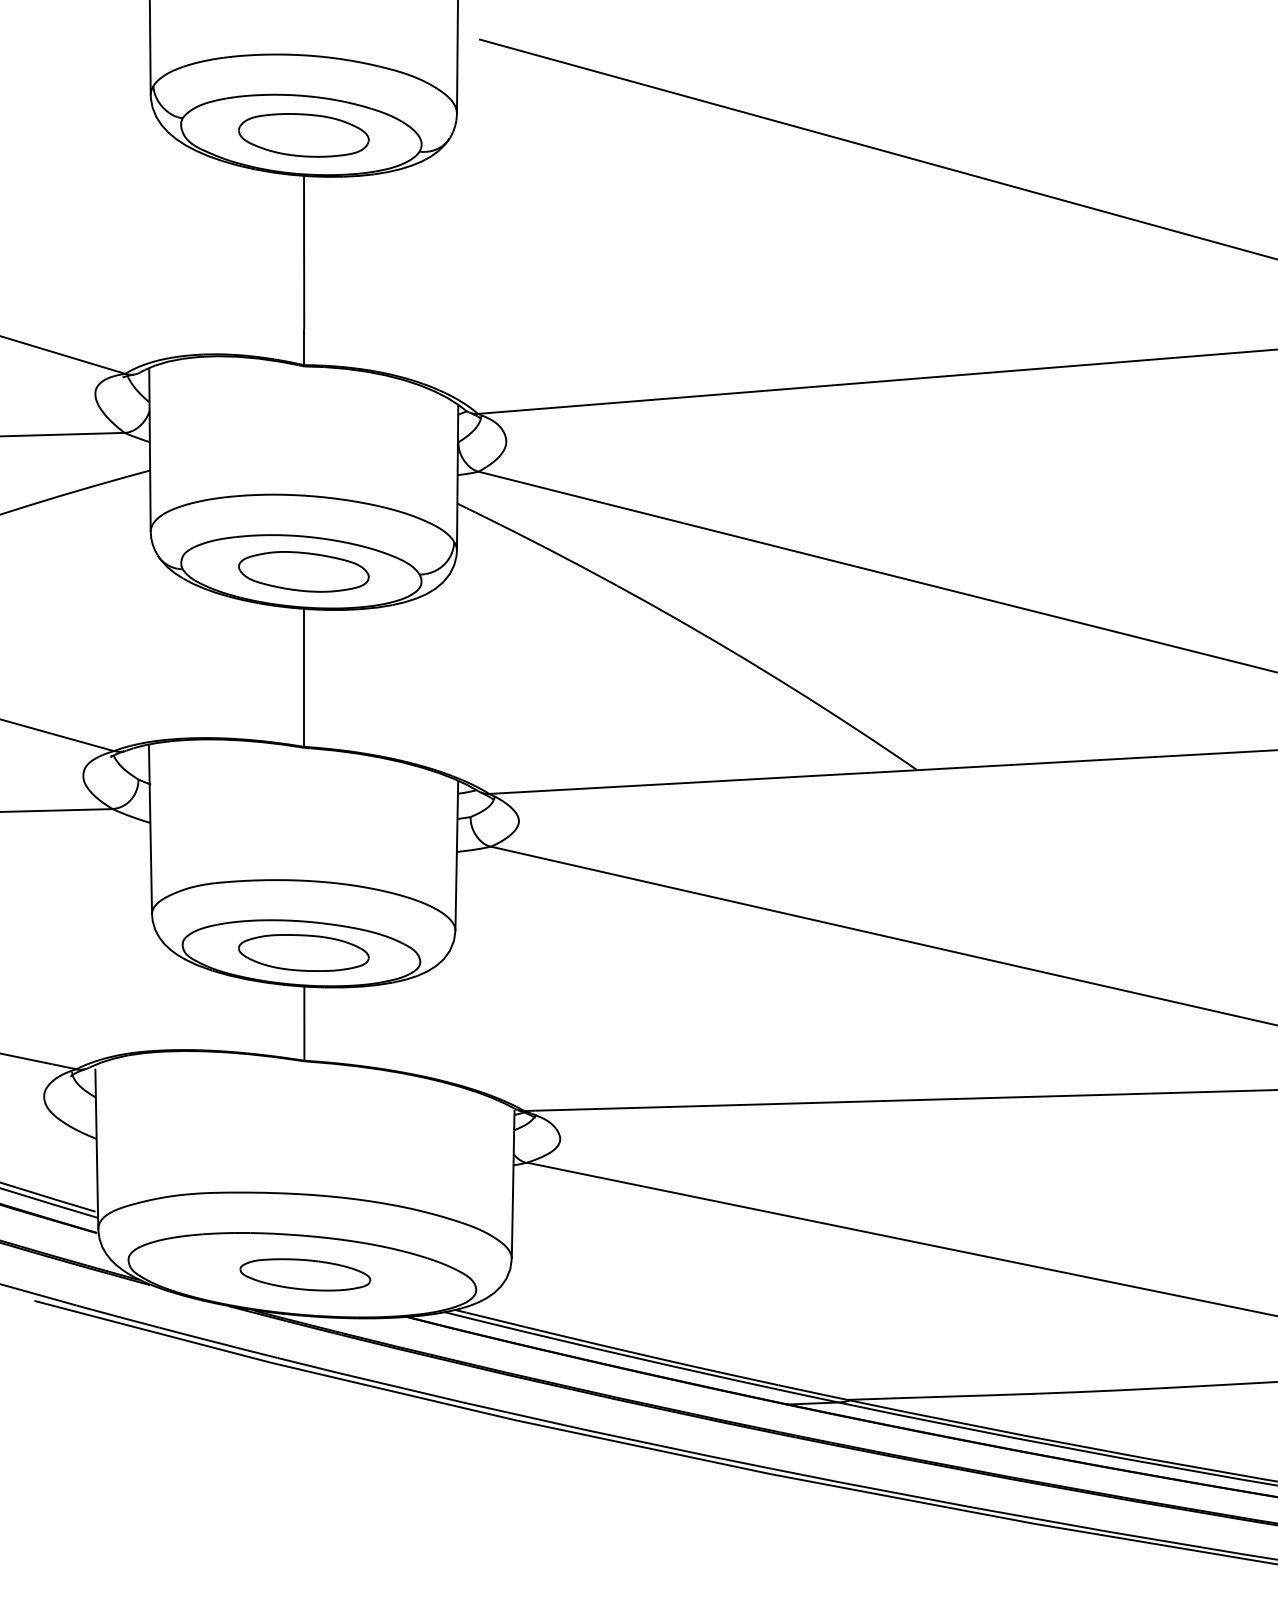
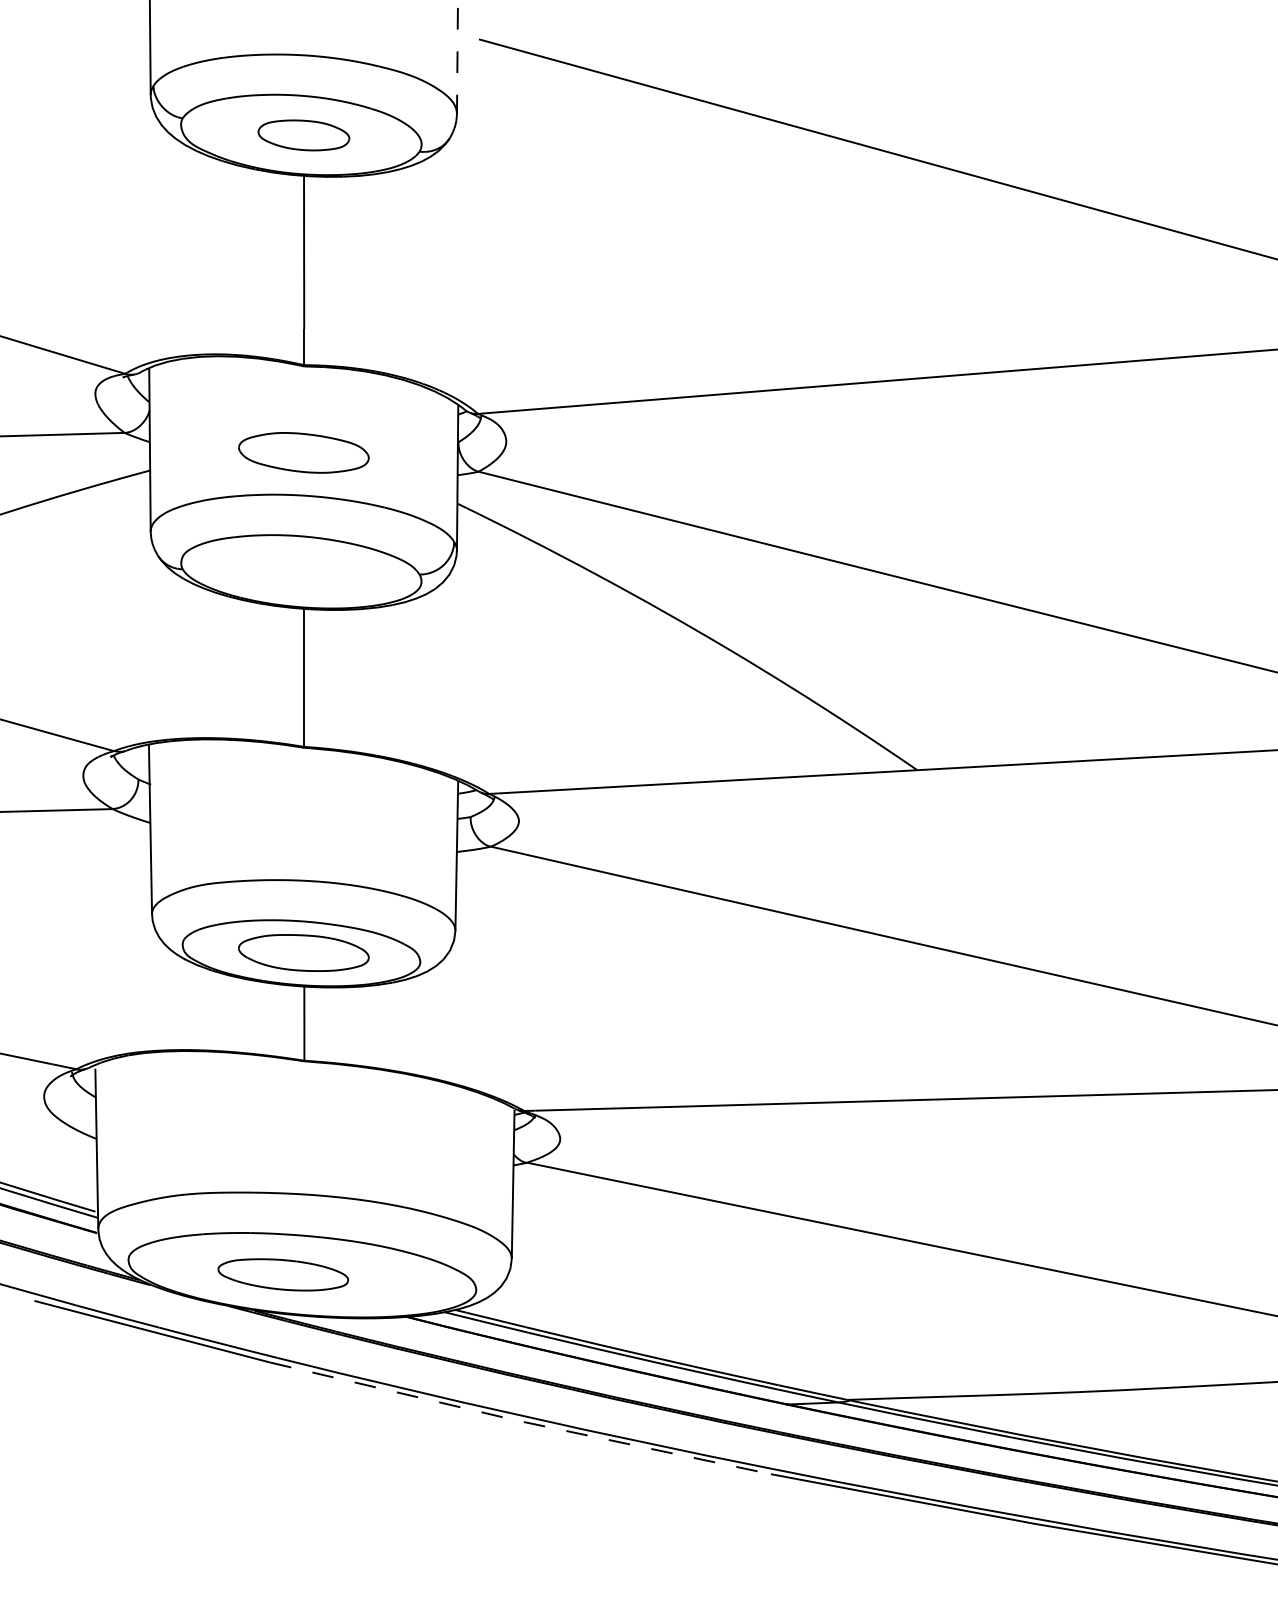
line: solid -> dashed (457, 57)
part size: 132x45 px -> 94x33 px (303, 135)
part position: (303, 571) -> (303, 452) (303, 452)
part position: (305, 1274) -> (283, 1274) (283, 1274)
line: solid -> dashed (519, 1421)
